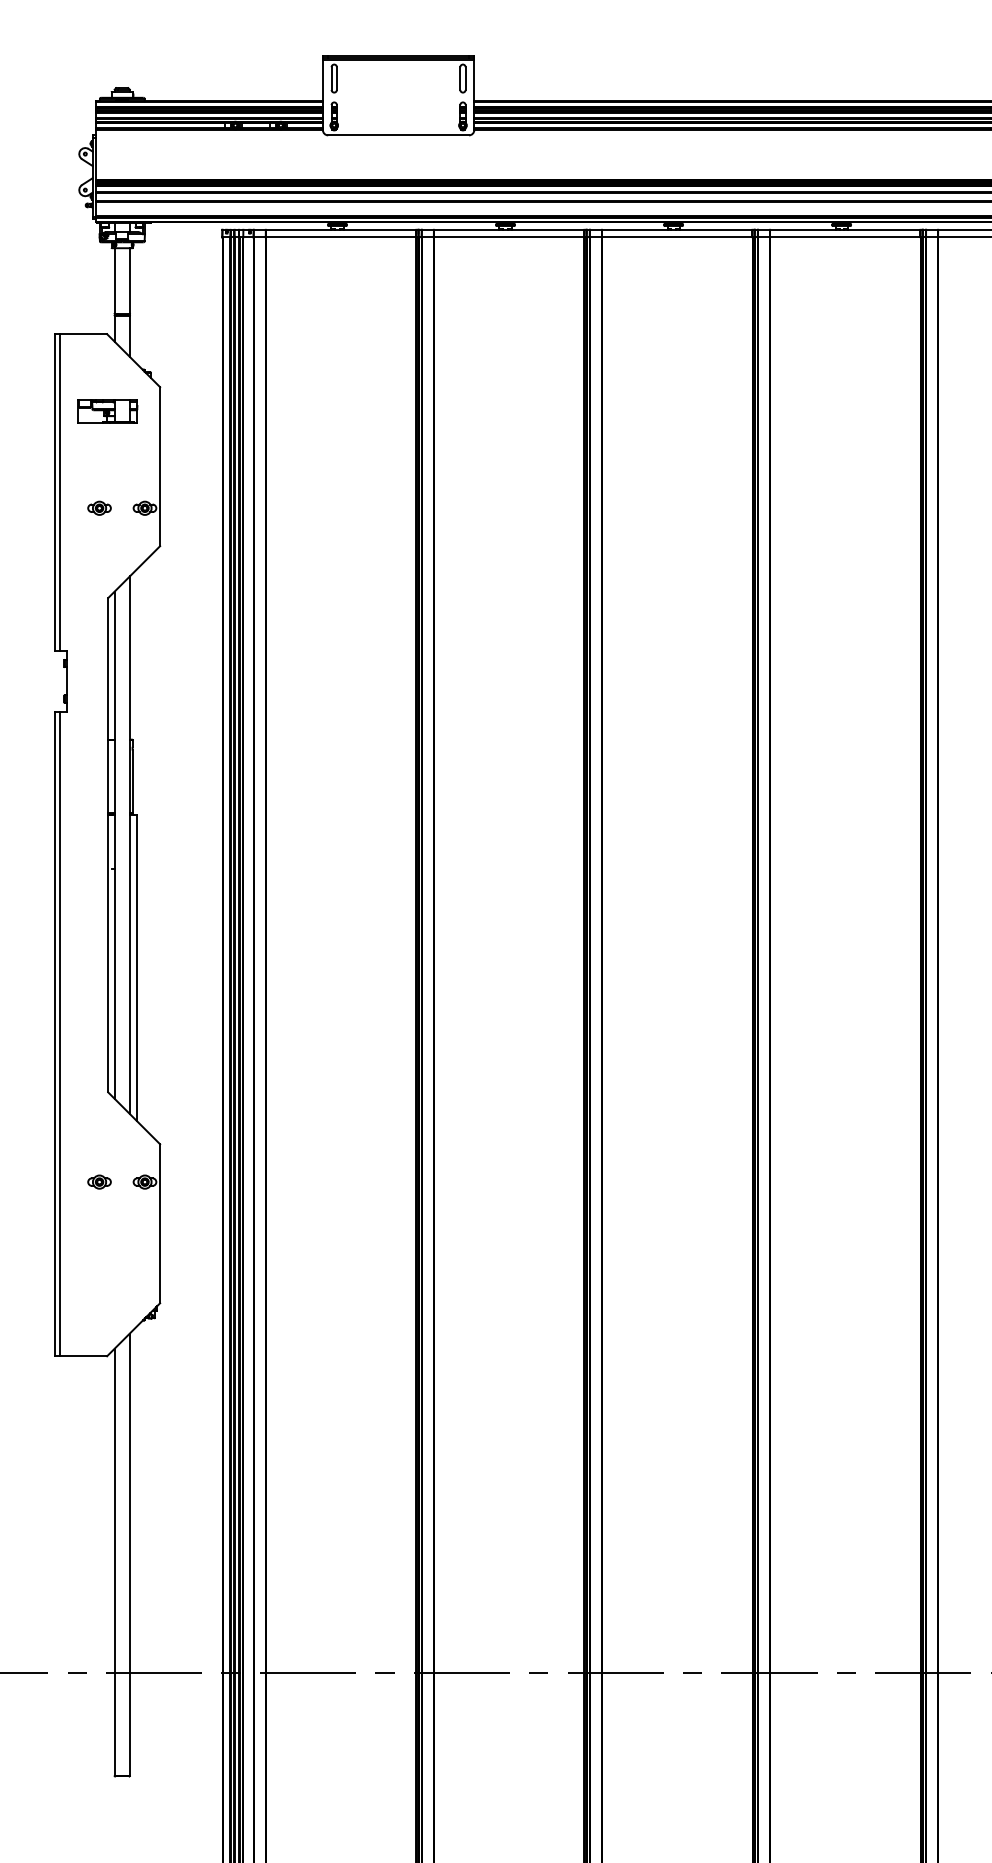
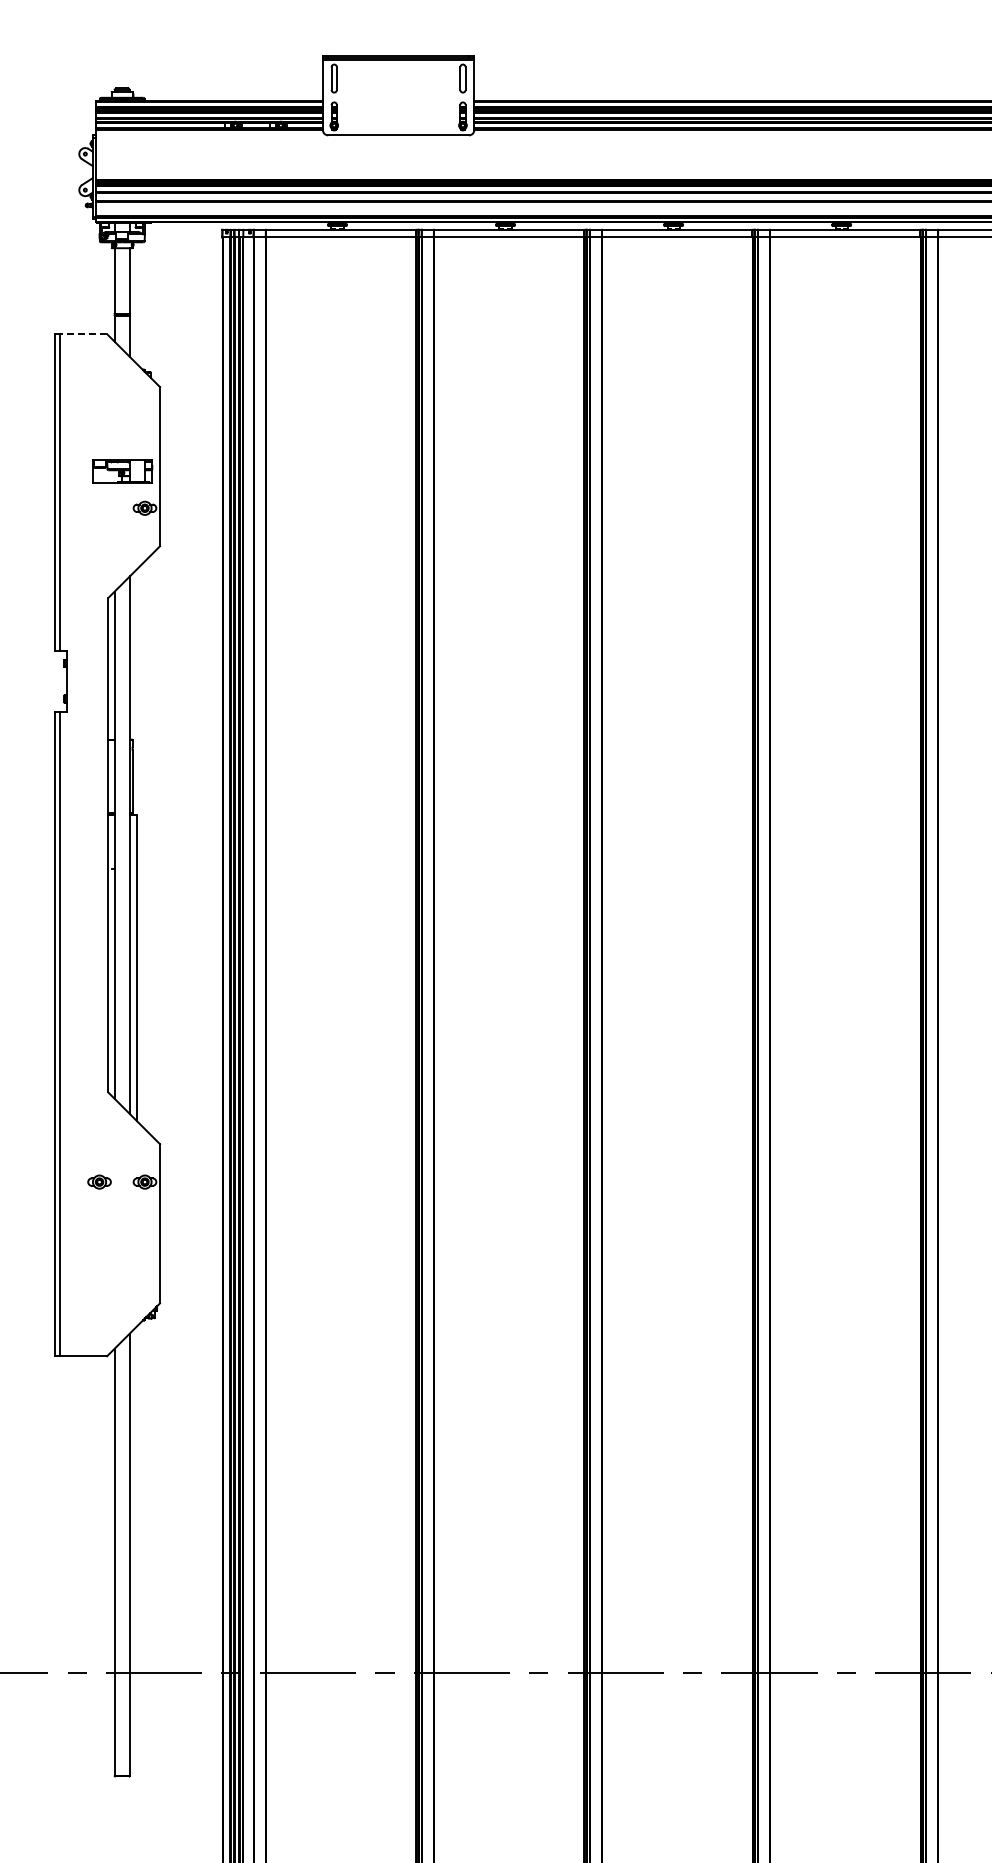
line: solid -> dashed (83, 334)
part position: (107, 411) -> (122, 471) (122, 471)
part: present -> none (99, 507)
